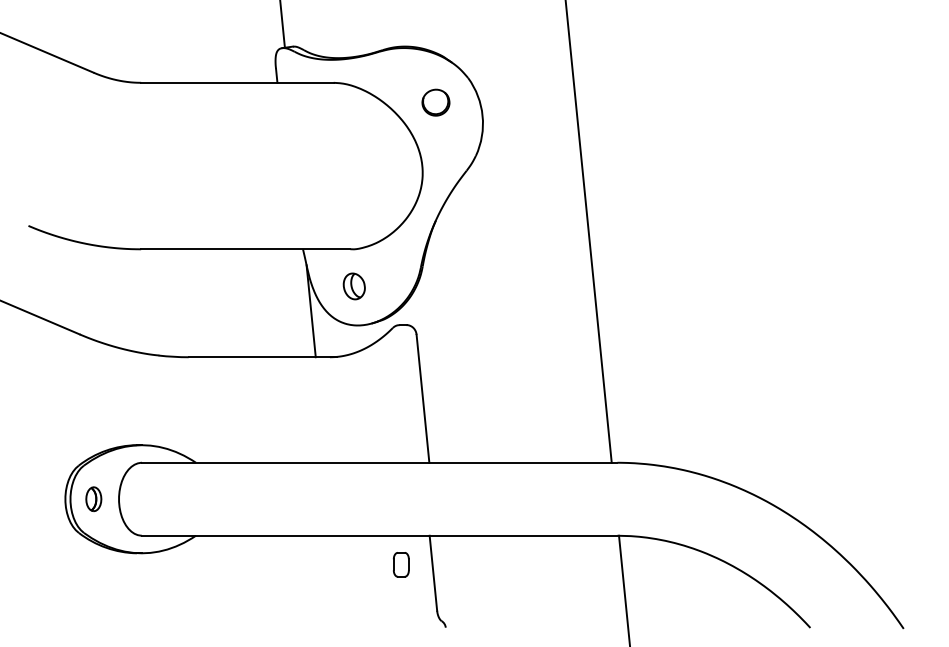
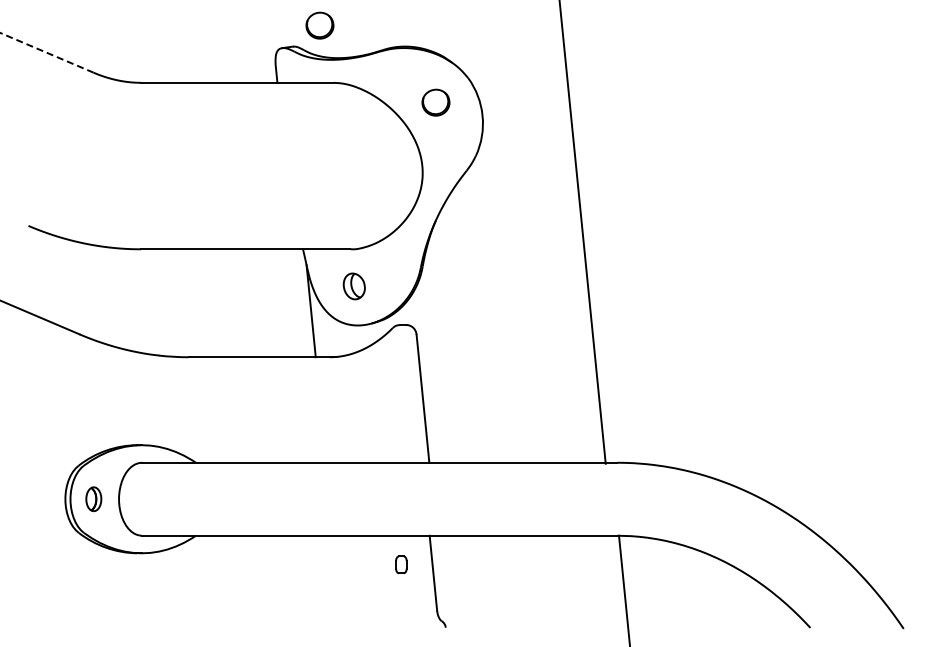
line: present -> none (282, 24)
part: none -> present (319, 25)
line: solid -> dashed (46, 52)
line position: (588, 232) -> (582, 232) (582, 232)
part size: 17x26 px -> 13x20 px (401, 564)
